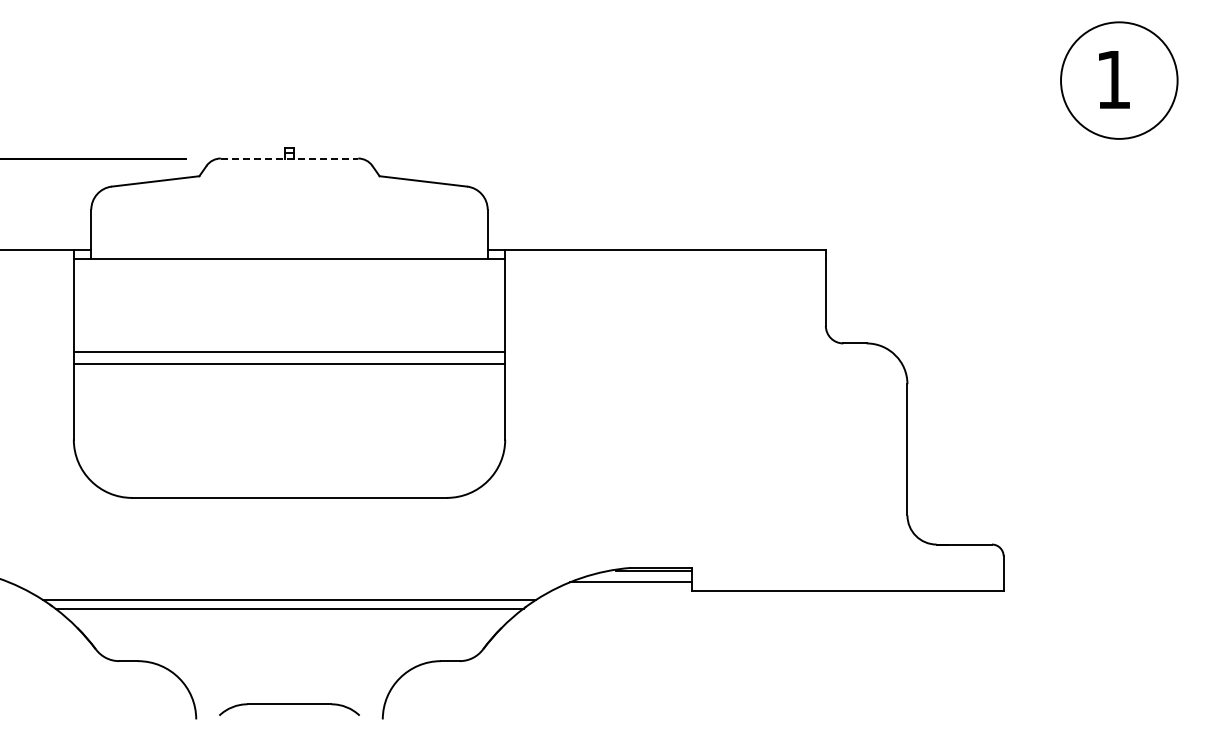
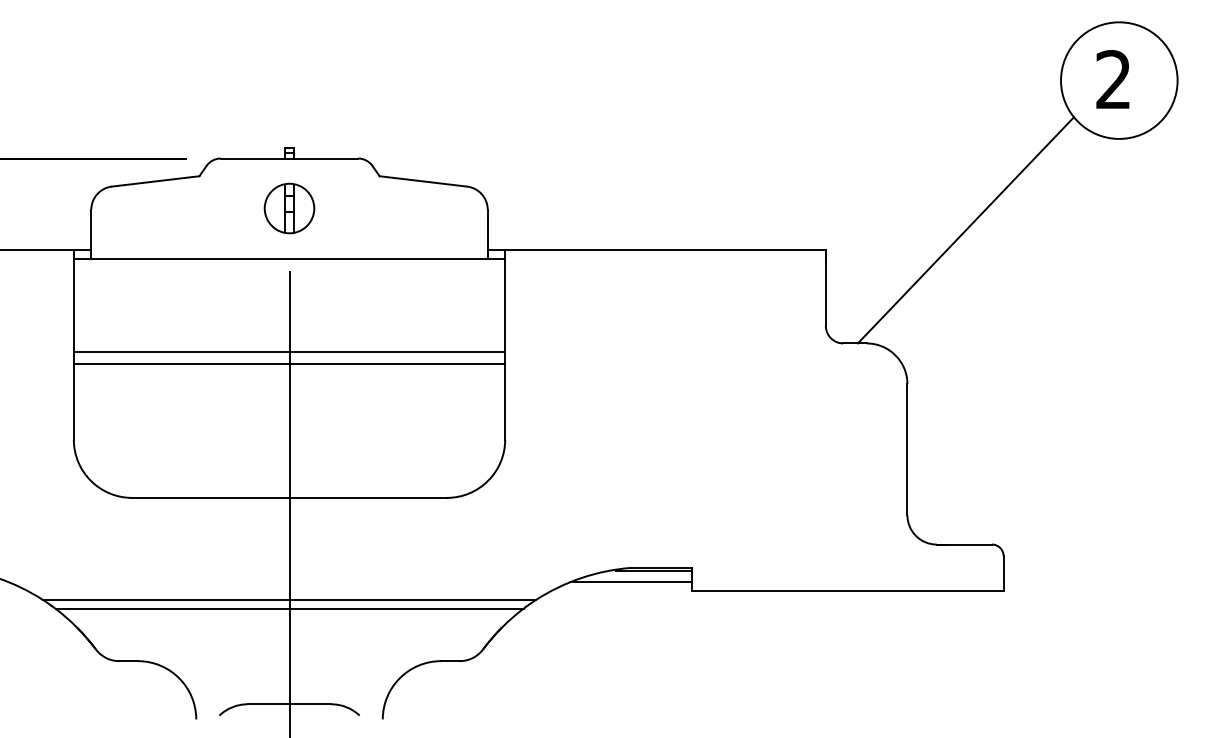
text: 1 -> 2 (1112, 79)
line: dashed -> solid (289, 158)
part: none -> present (289, 208)
line: none -> present (965, 230)
line: none -> present (289, 502)
